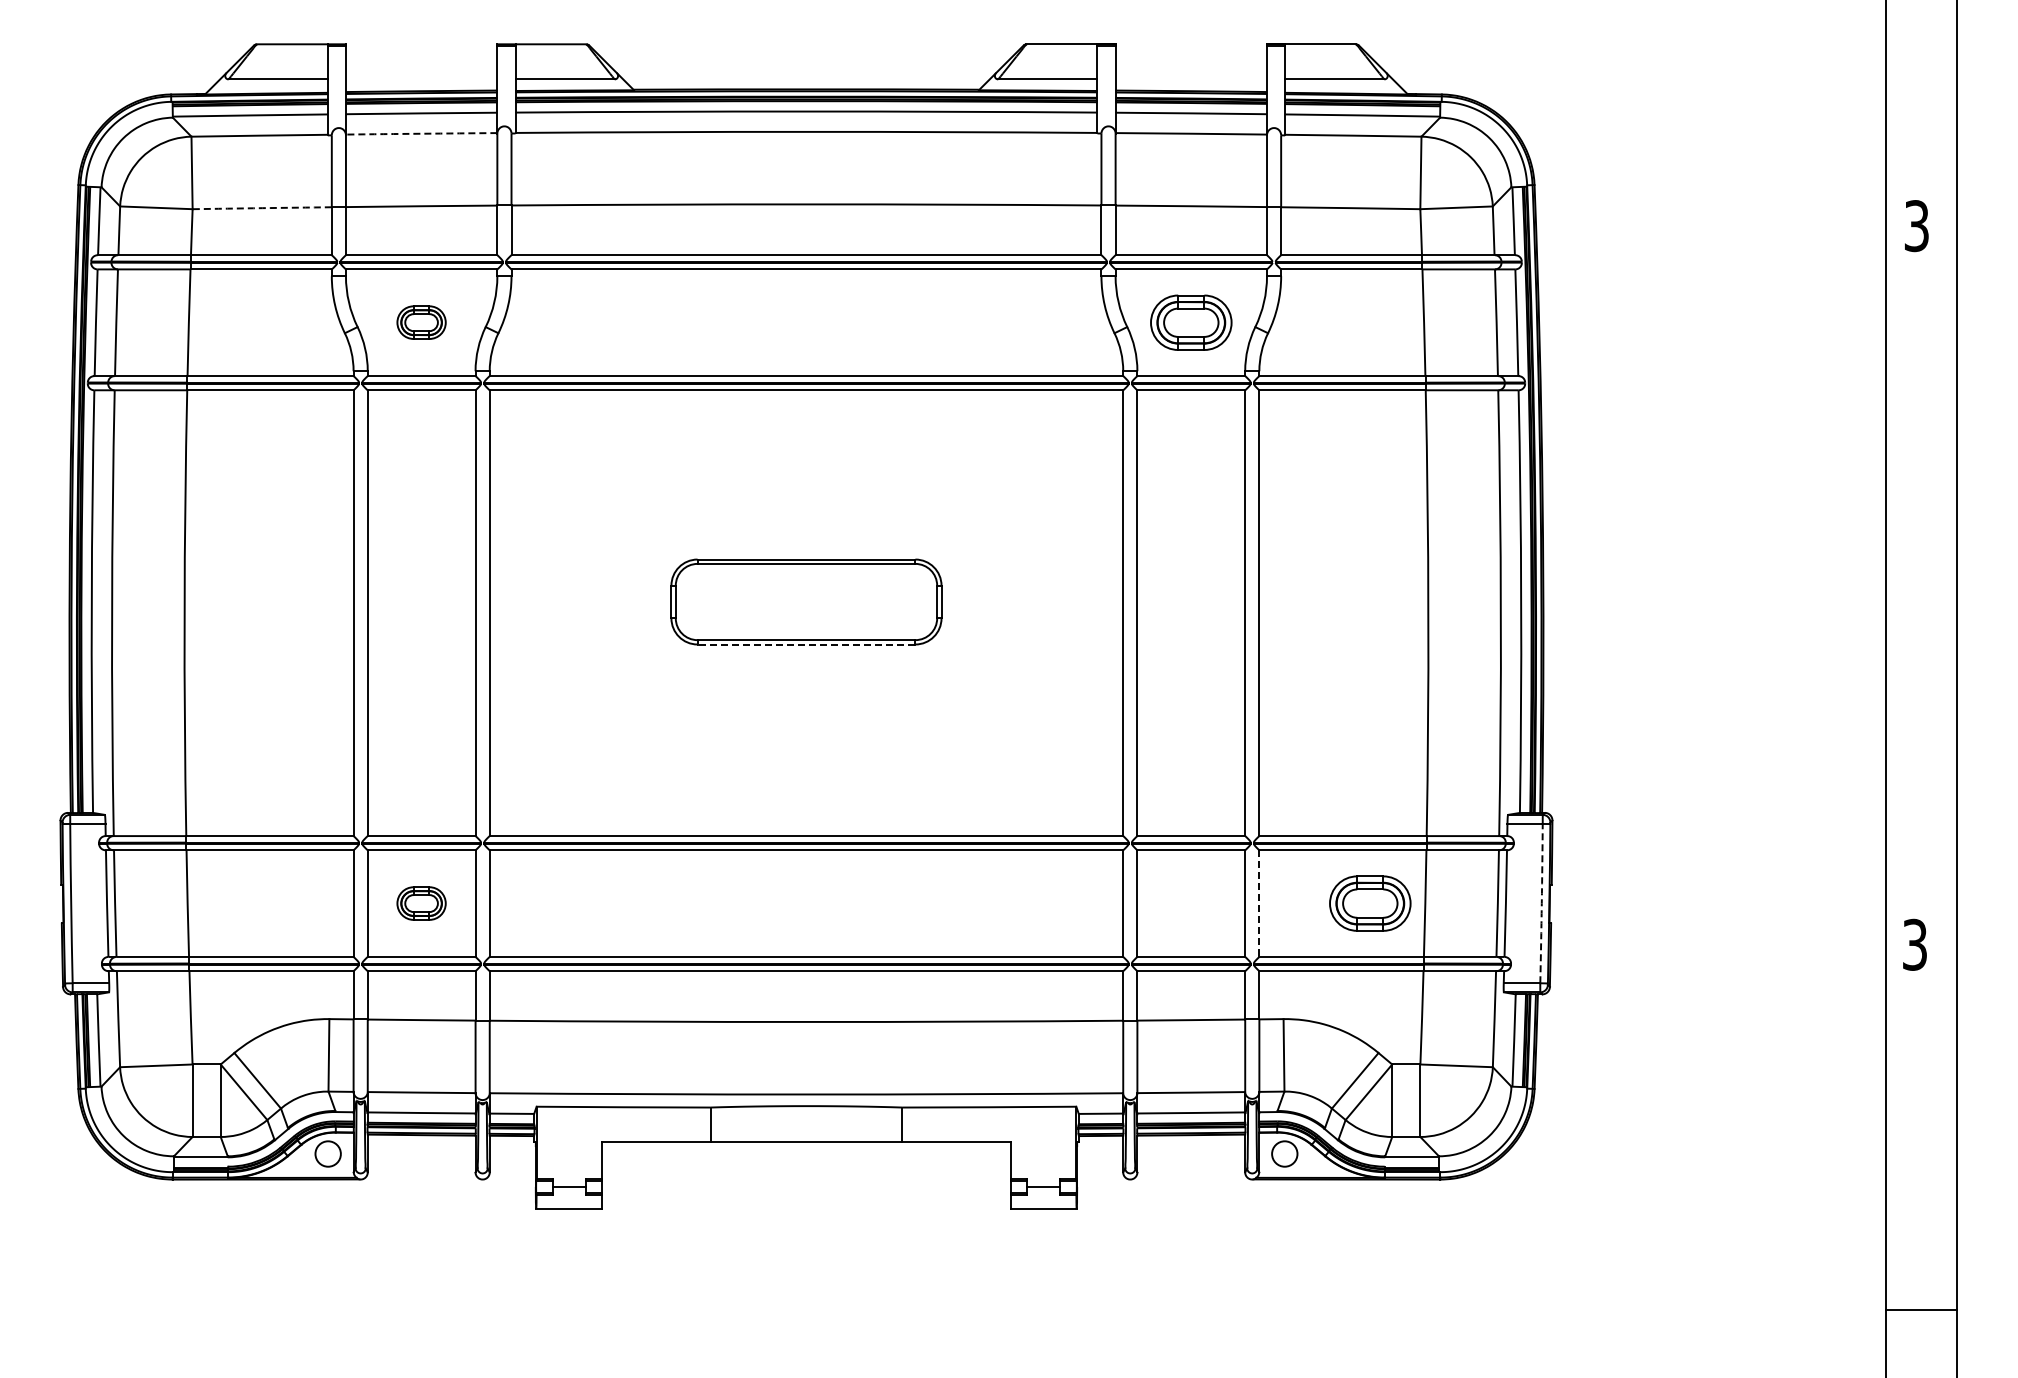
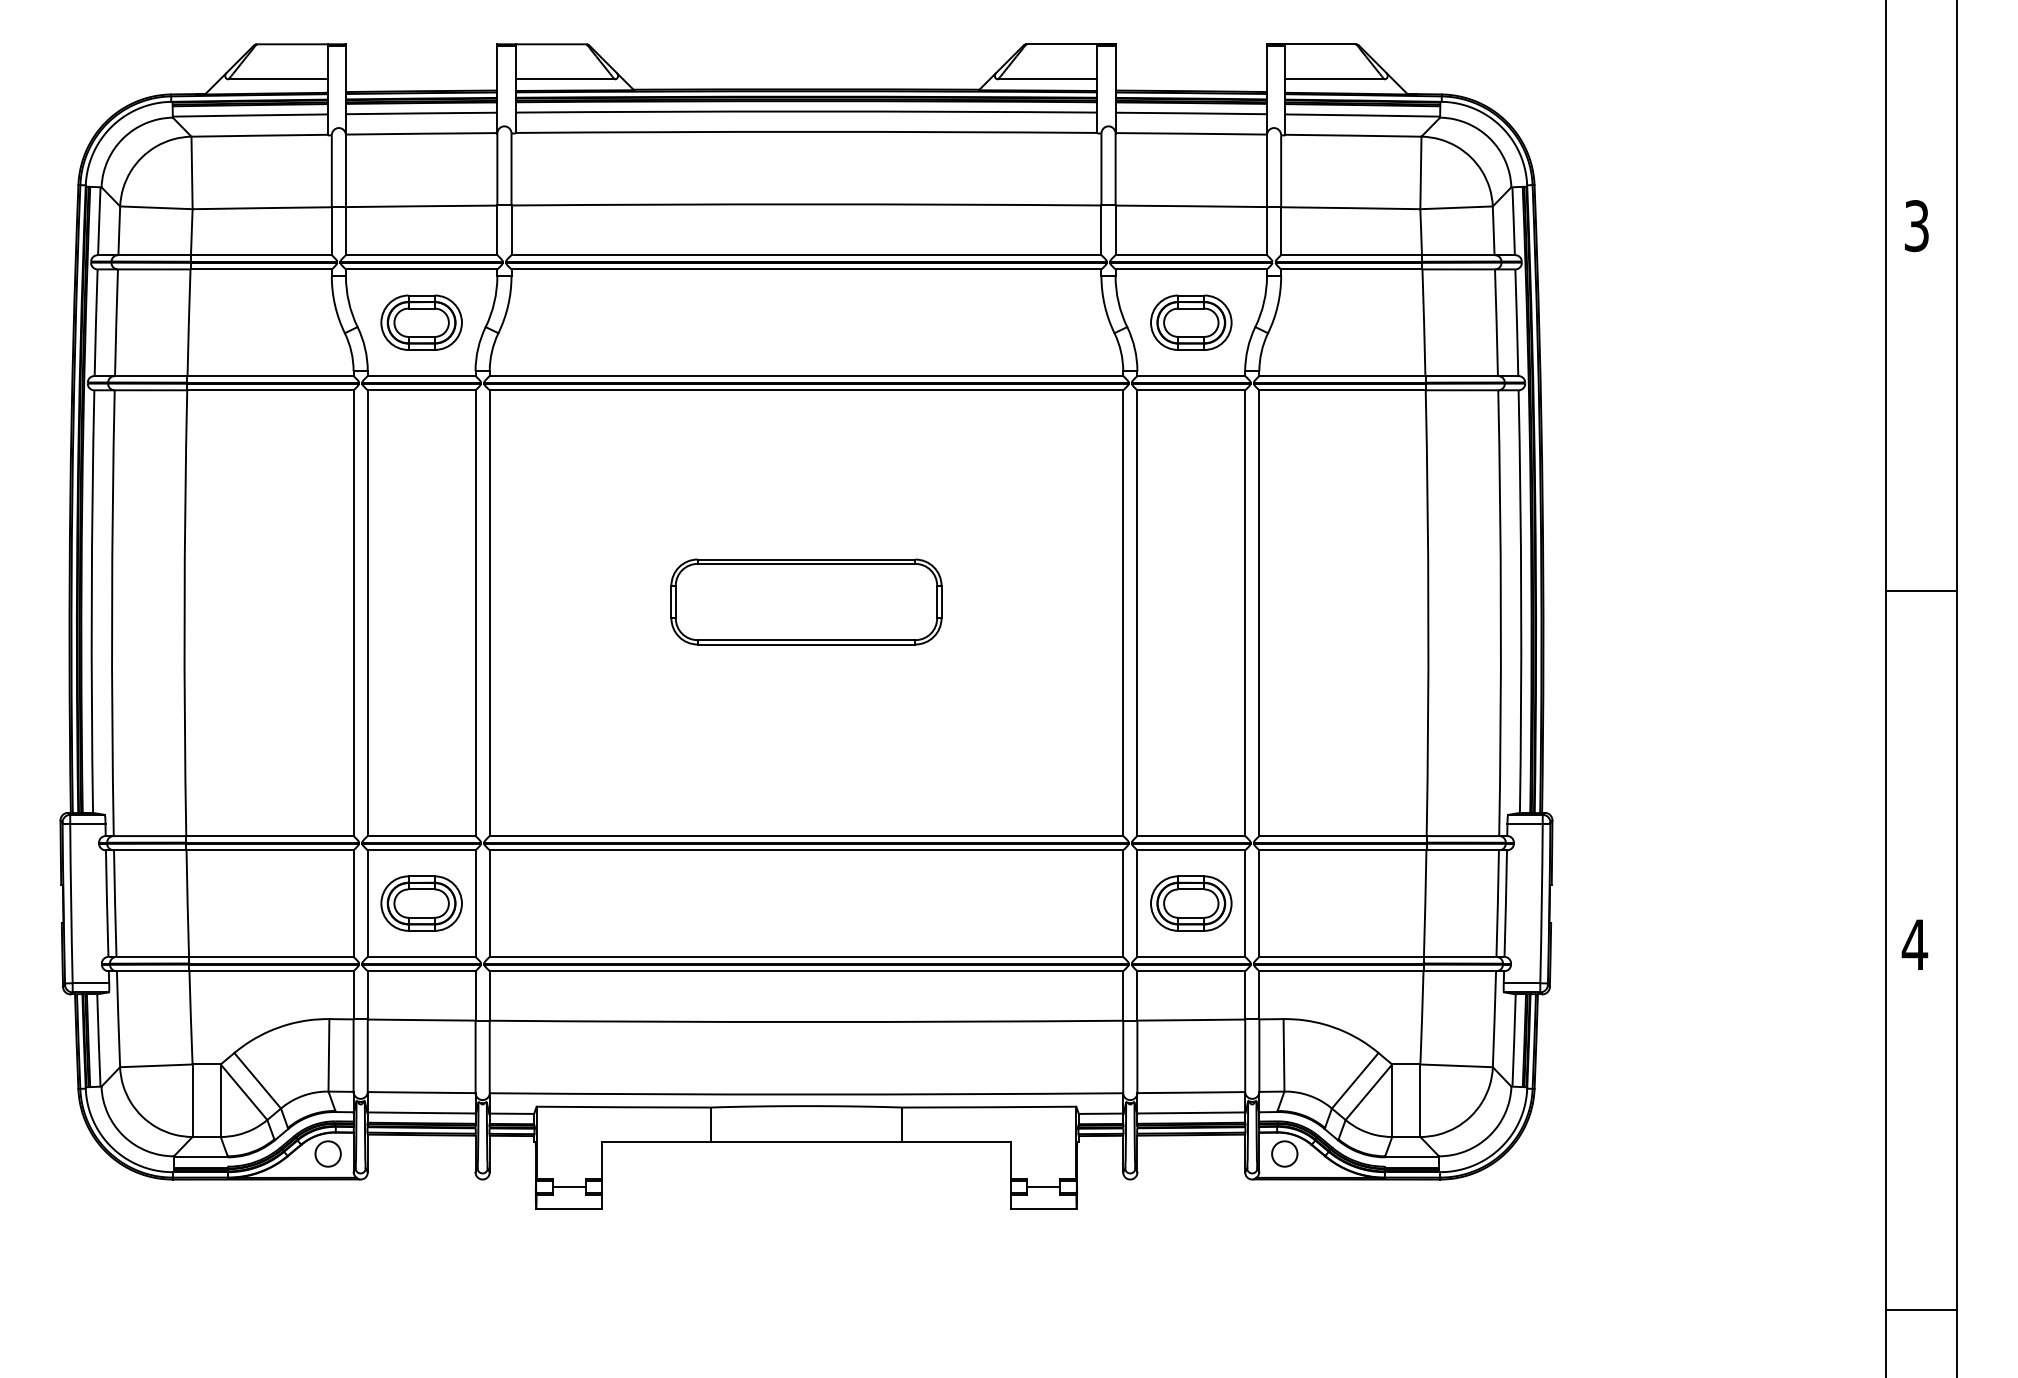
arc: dashed -> solid (421, 133)
arc: dashed -> solid (262, 208)
part size: 51x35 px -> 83x57 px (421, 322)
line: none -> present (1921, 591)
line: dashed -> solid (806, 644)
part size: 51x35 px -> 83x57 px (421, 903)
part position: (1370, 903) -> (1191, 903) (1191, 903)
arc: dashed -> solid (1541, 903)
line: dashed -> solid (1259, 904)
text: 3 -> 4 (1914, 944)
